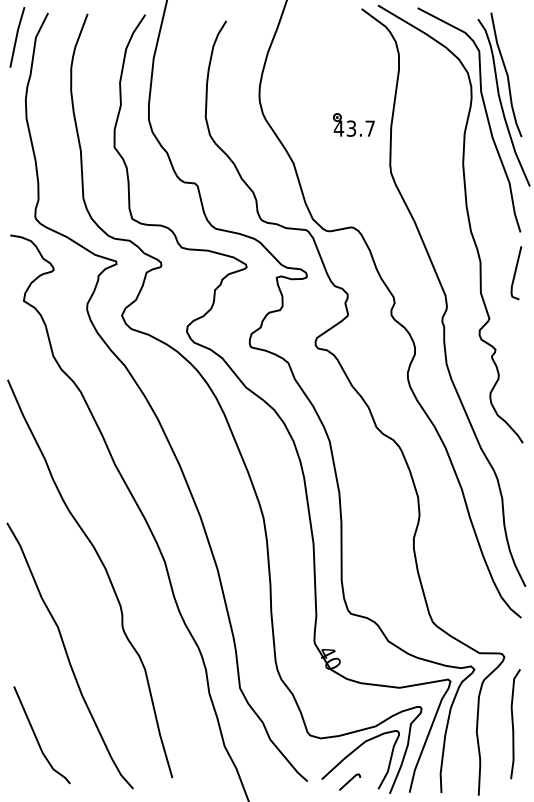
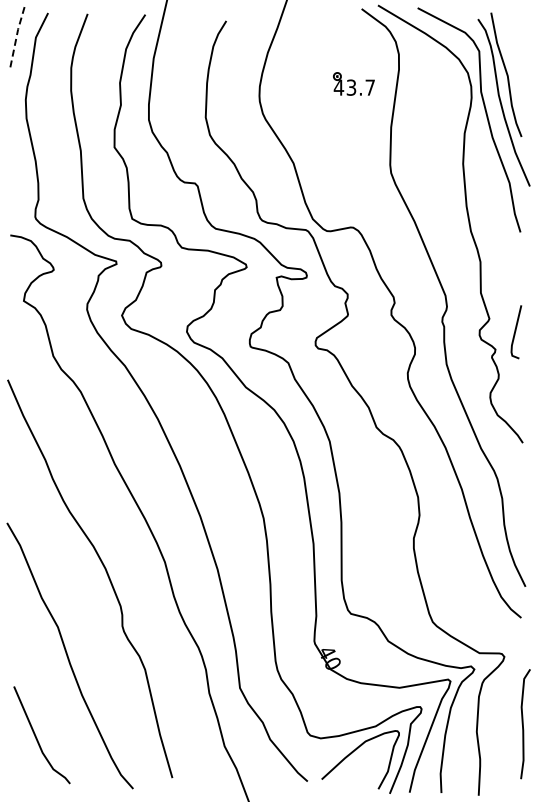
line: solid -> dashed (16, 37)
part position: (353, 124) -> (353, 83) (353, 83)
line position: (516, 272) -> (516, 331) (516, 331)
curve position: (513, 724) -> (523, 724) (523, 724)
line: present -> none (350, 781)
